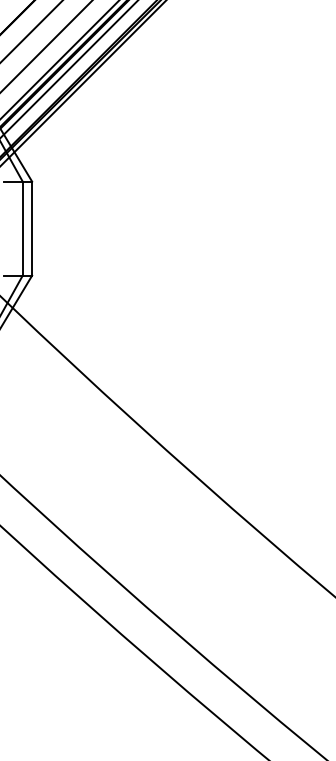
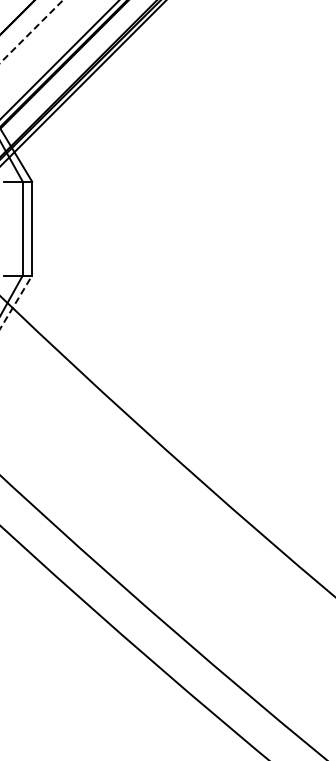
line: solid -> dashed (31, 31)
line: present -> none (46, 46)
line: present -> none (68, 69)
line: solid -> dashed (16, 302)
